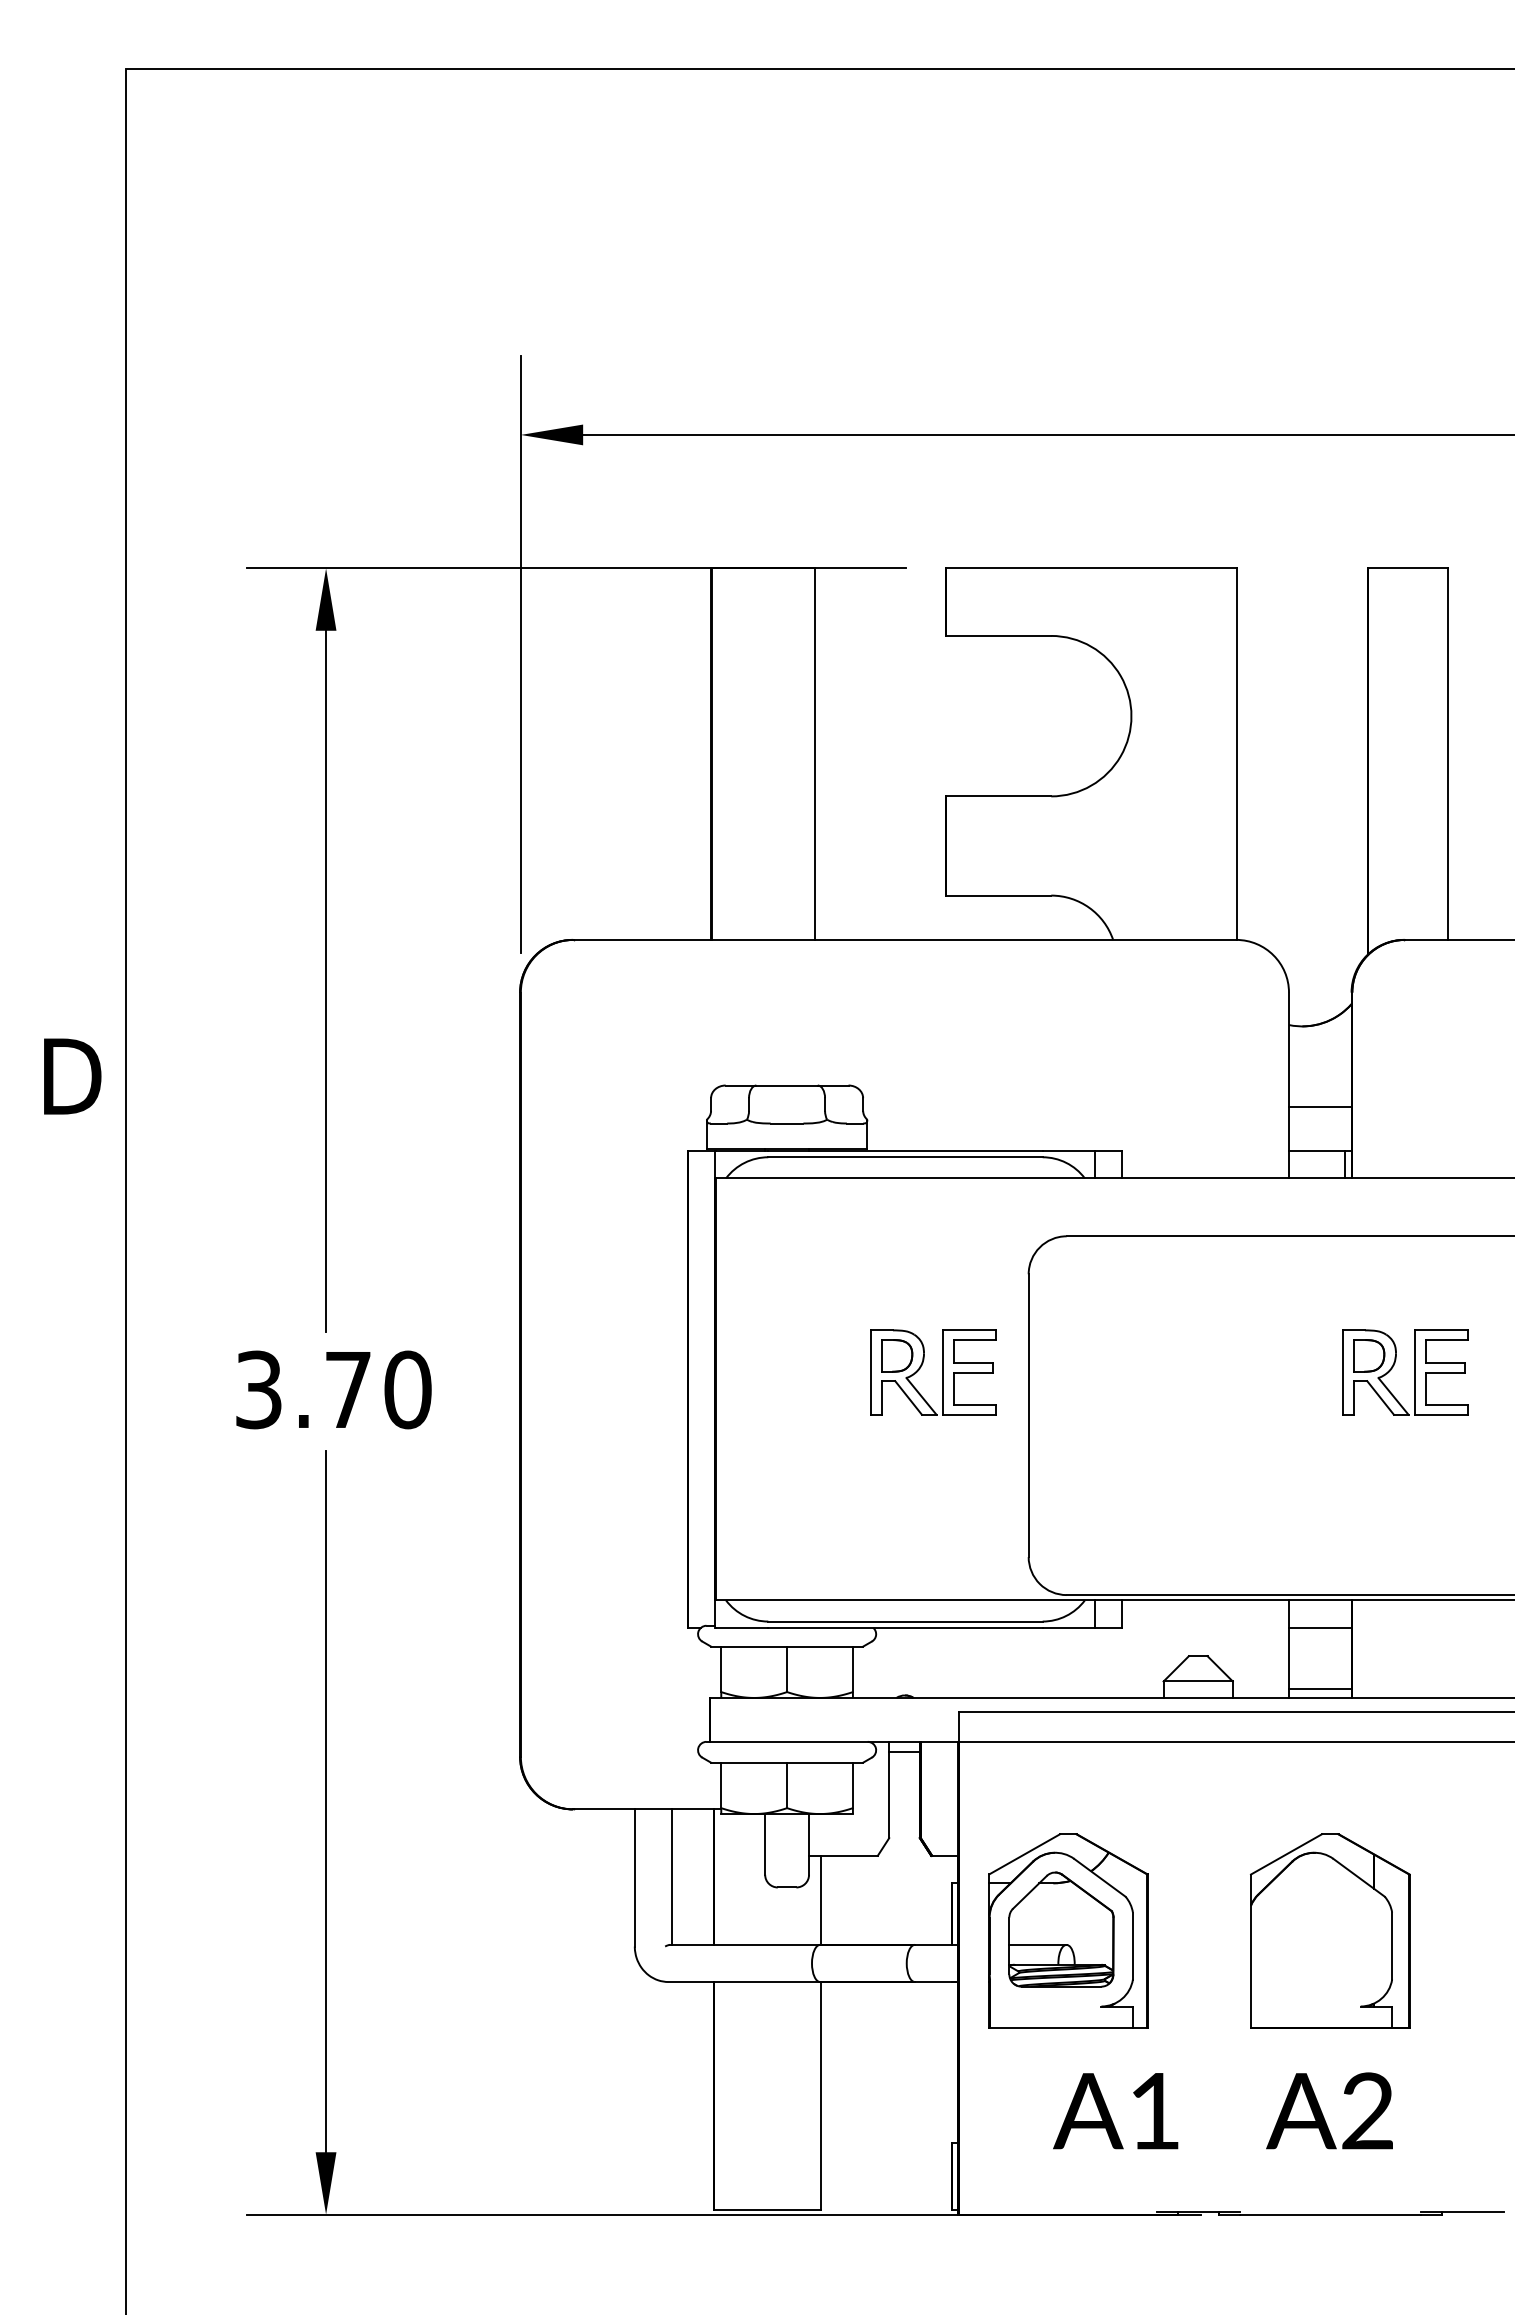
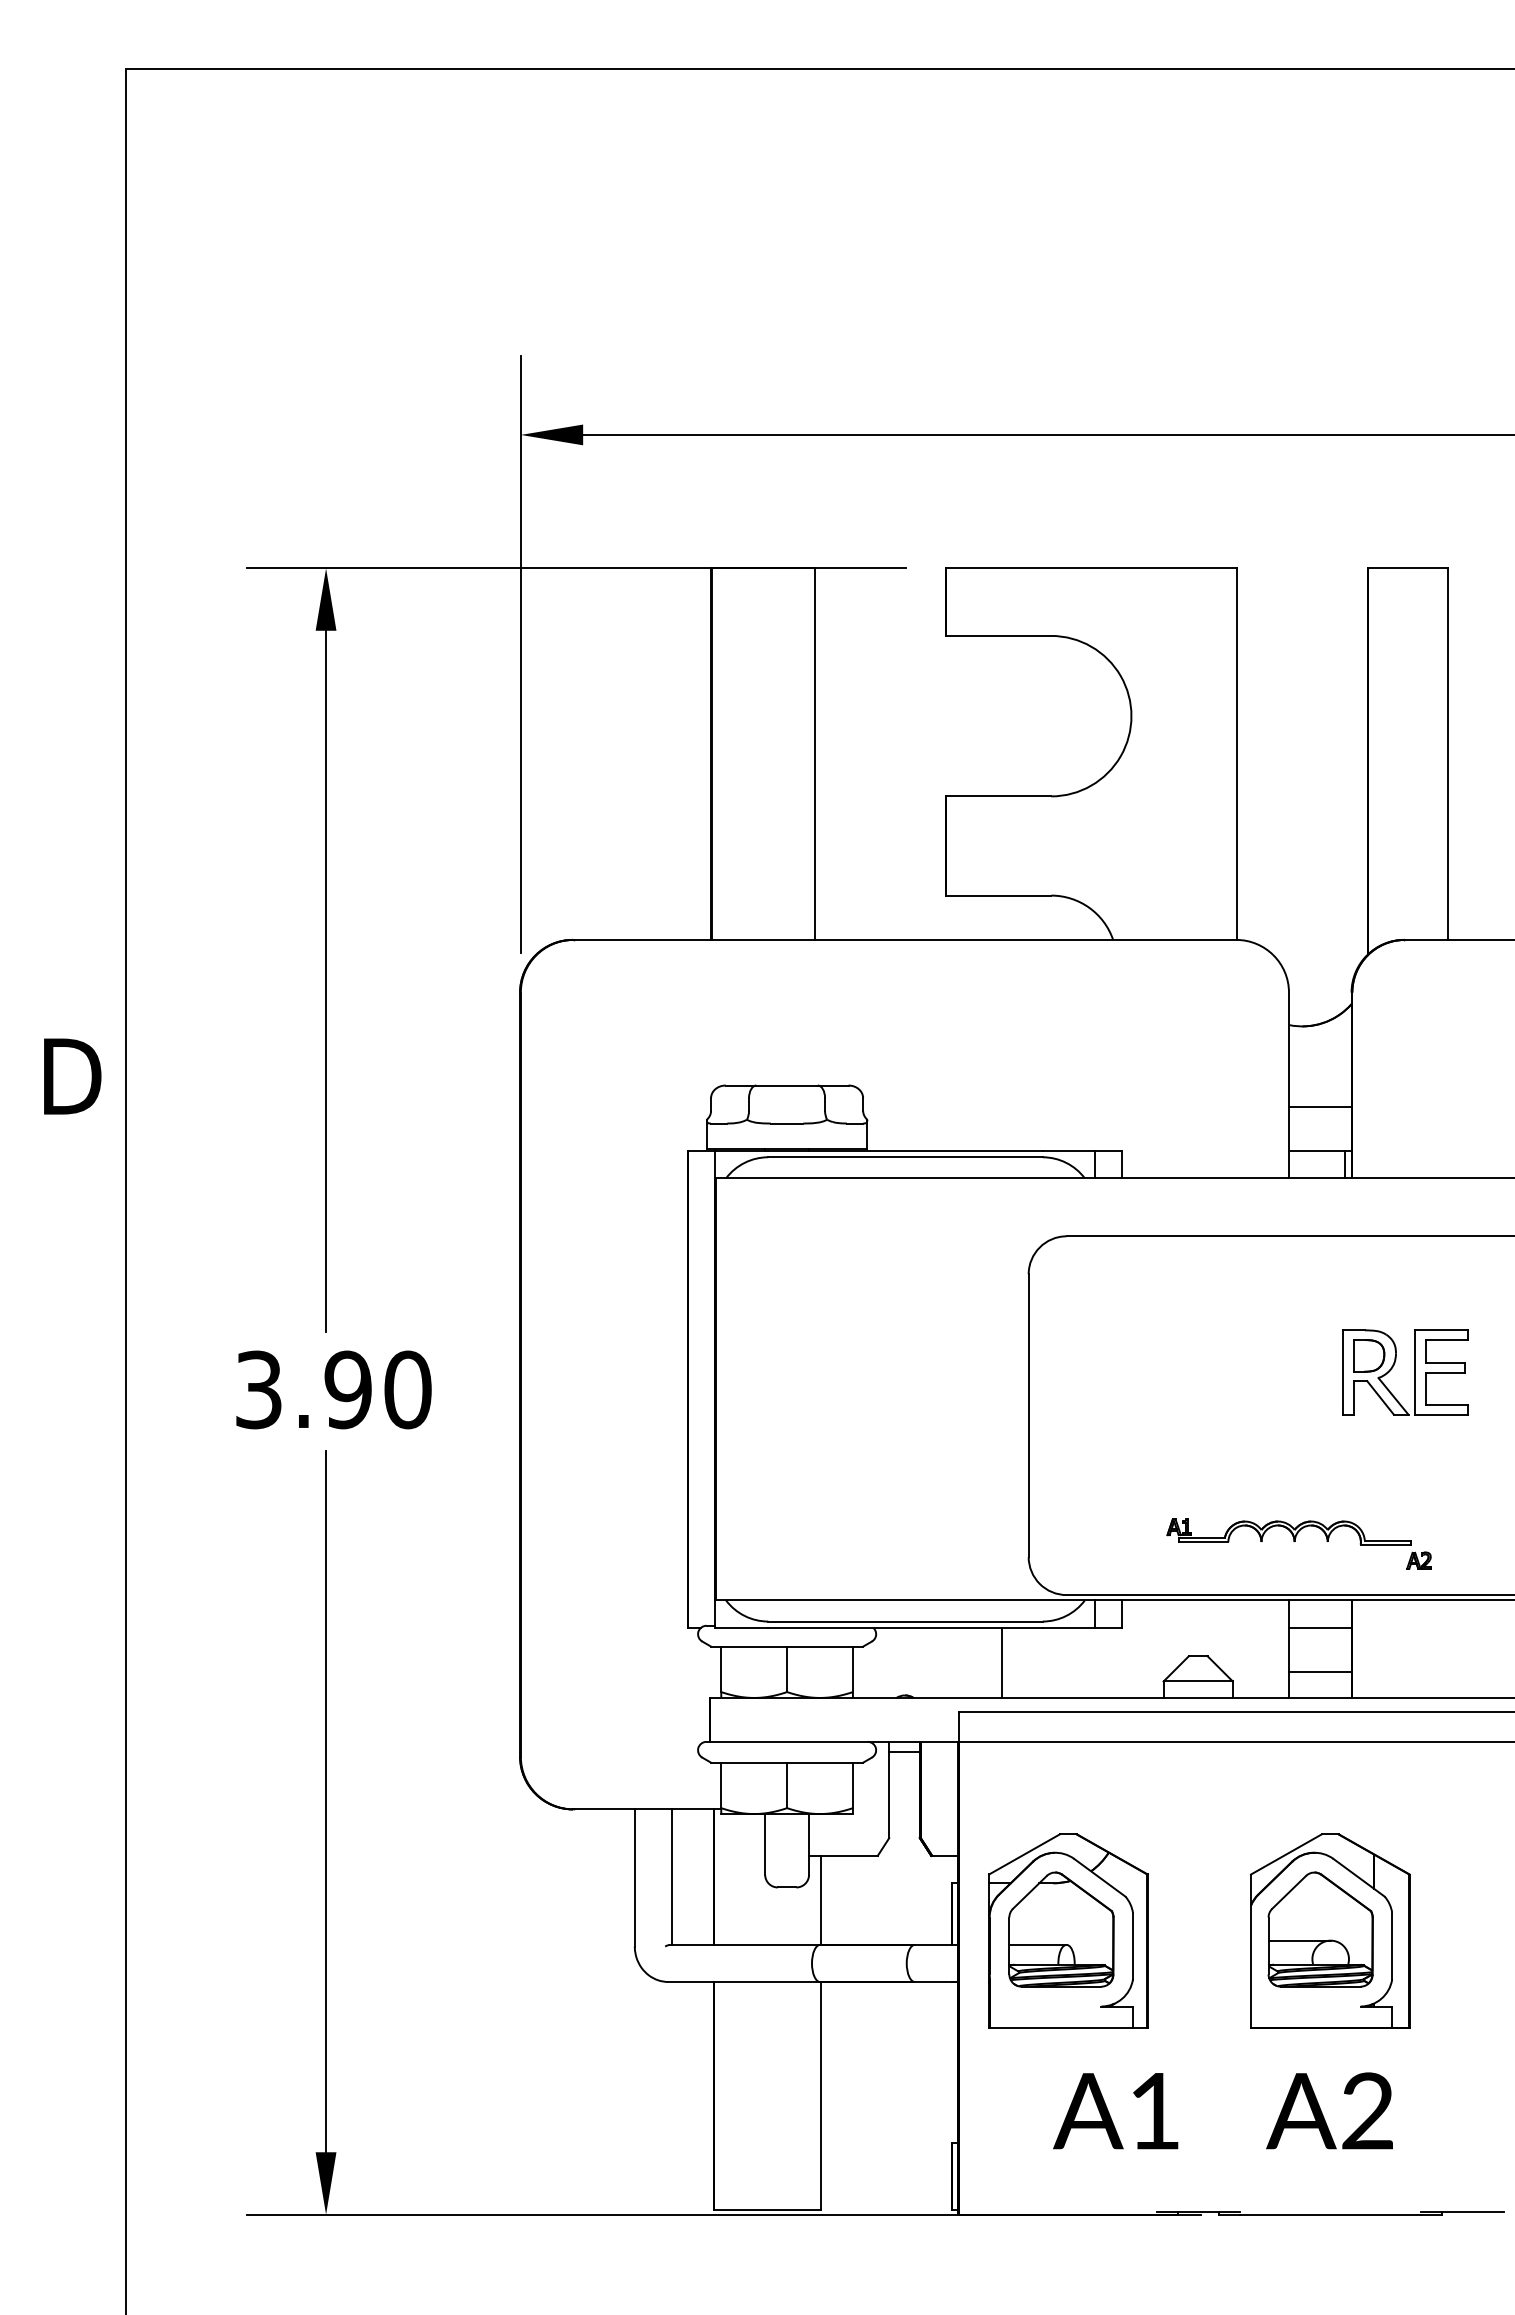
part: present -> none (942, 1372)
text: 3.70 -> 3.90 (347, 1389)
part: none -> present (1298, 1543)
line: none -> present (1002, 1662)
line position: (1320, 1689) -> (1320, 1672) (1320, 1672)
part: none -> present (1320, 1929)
